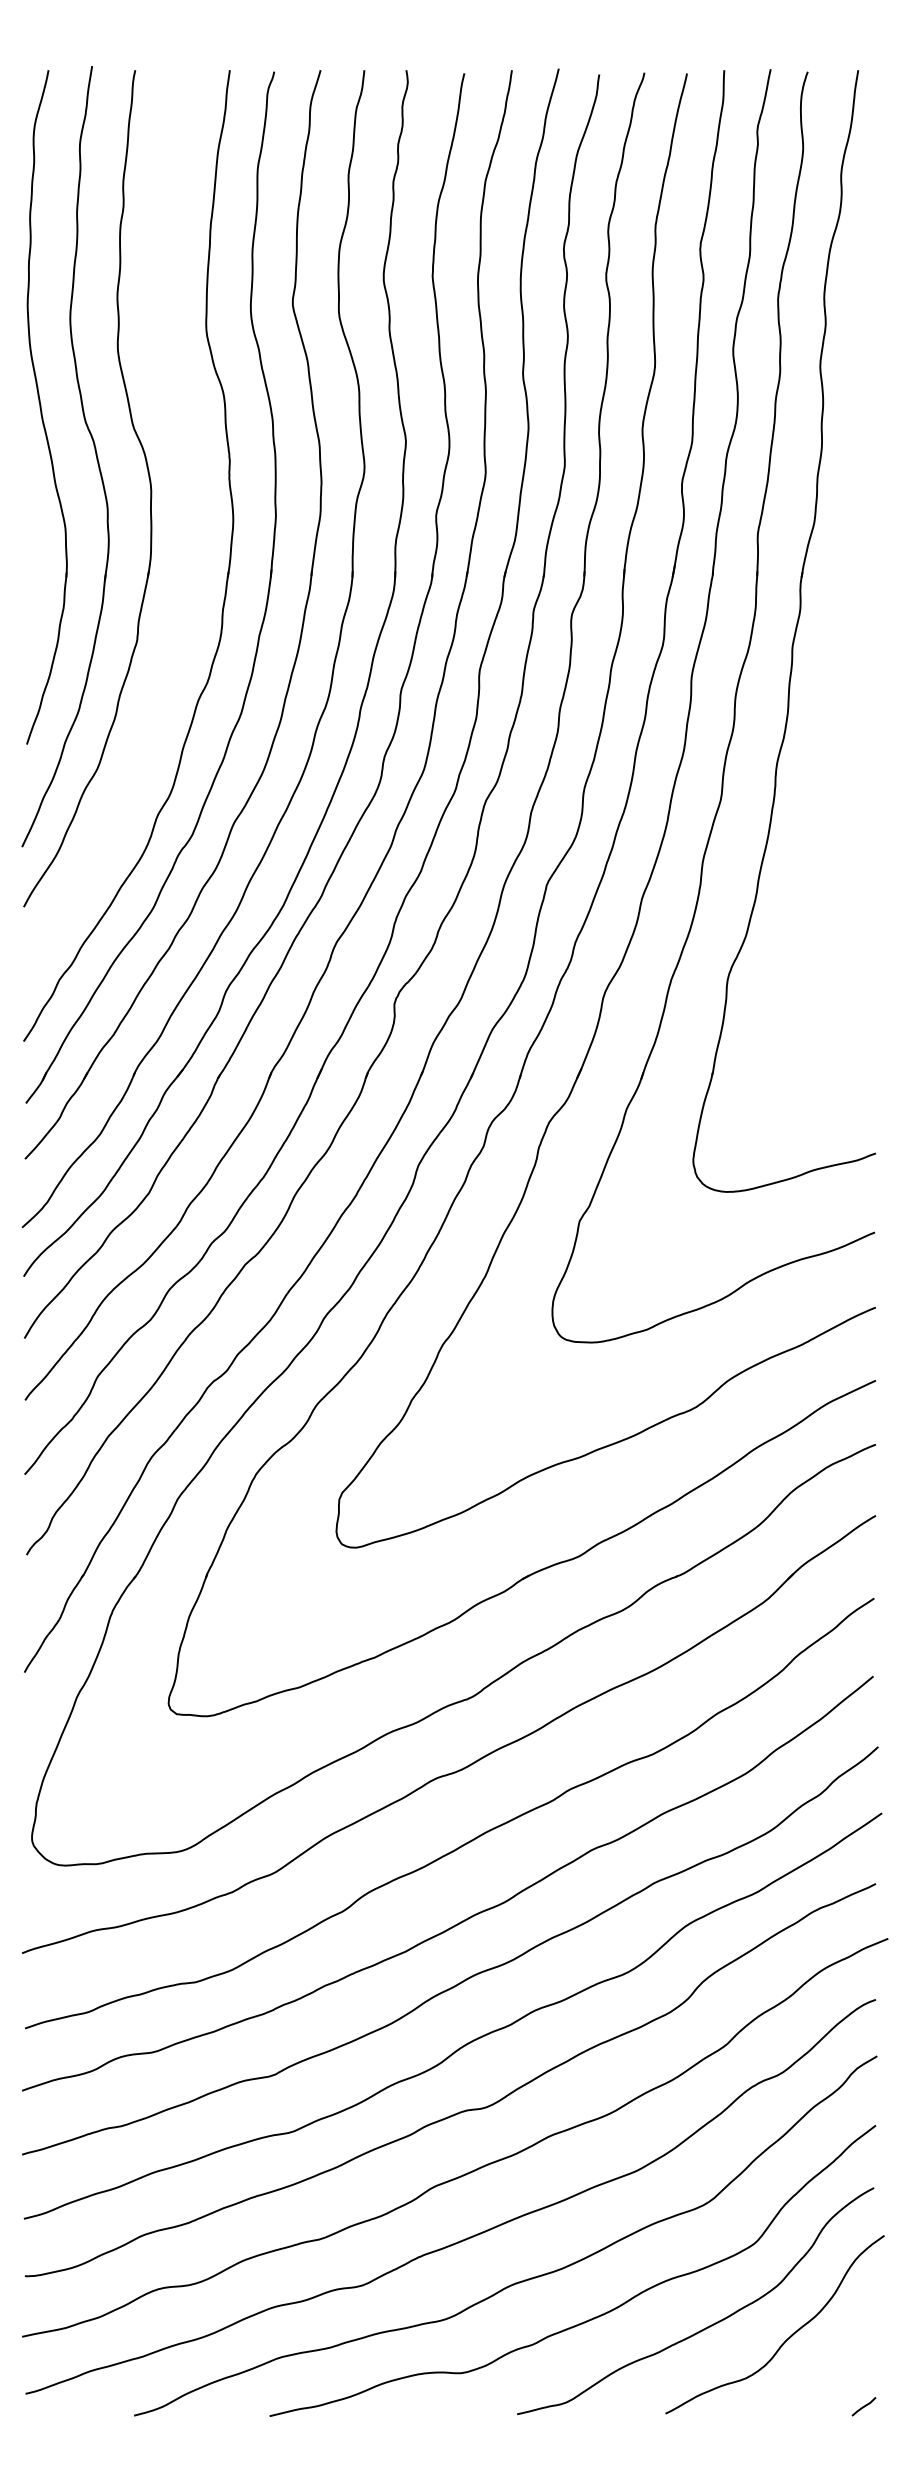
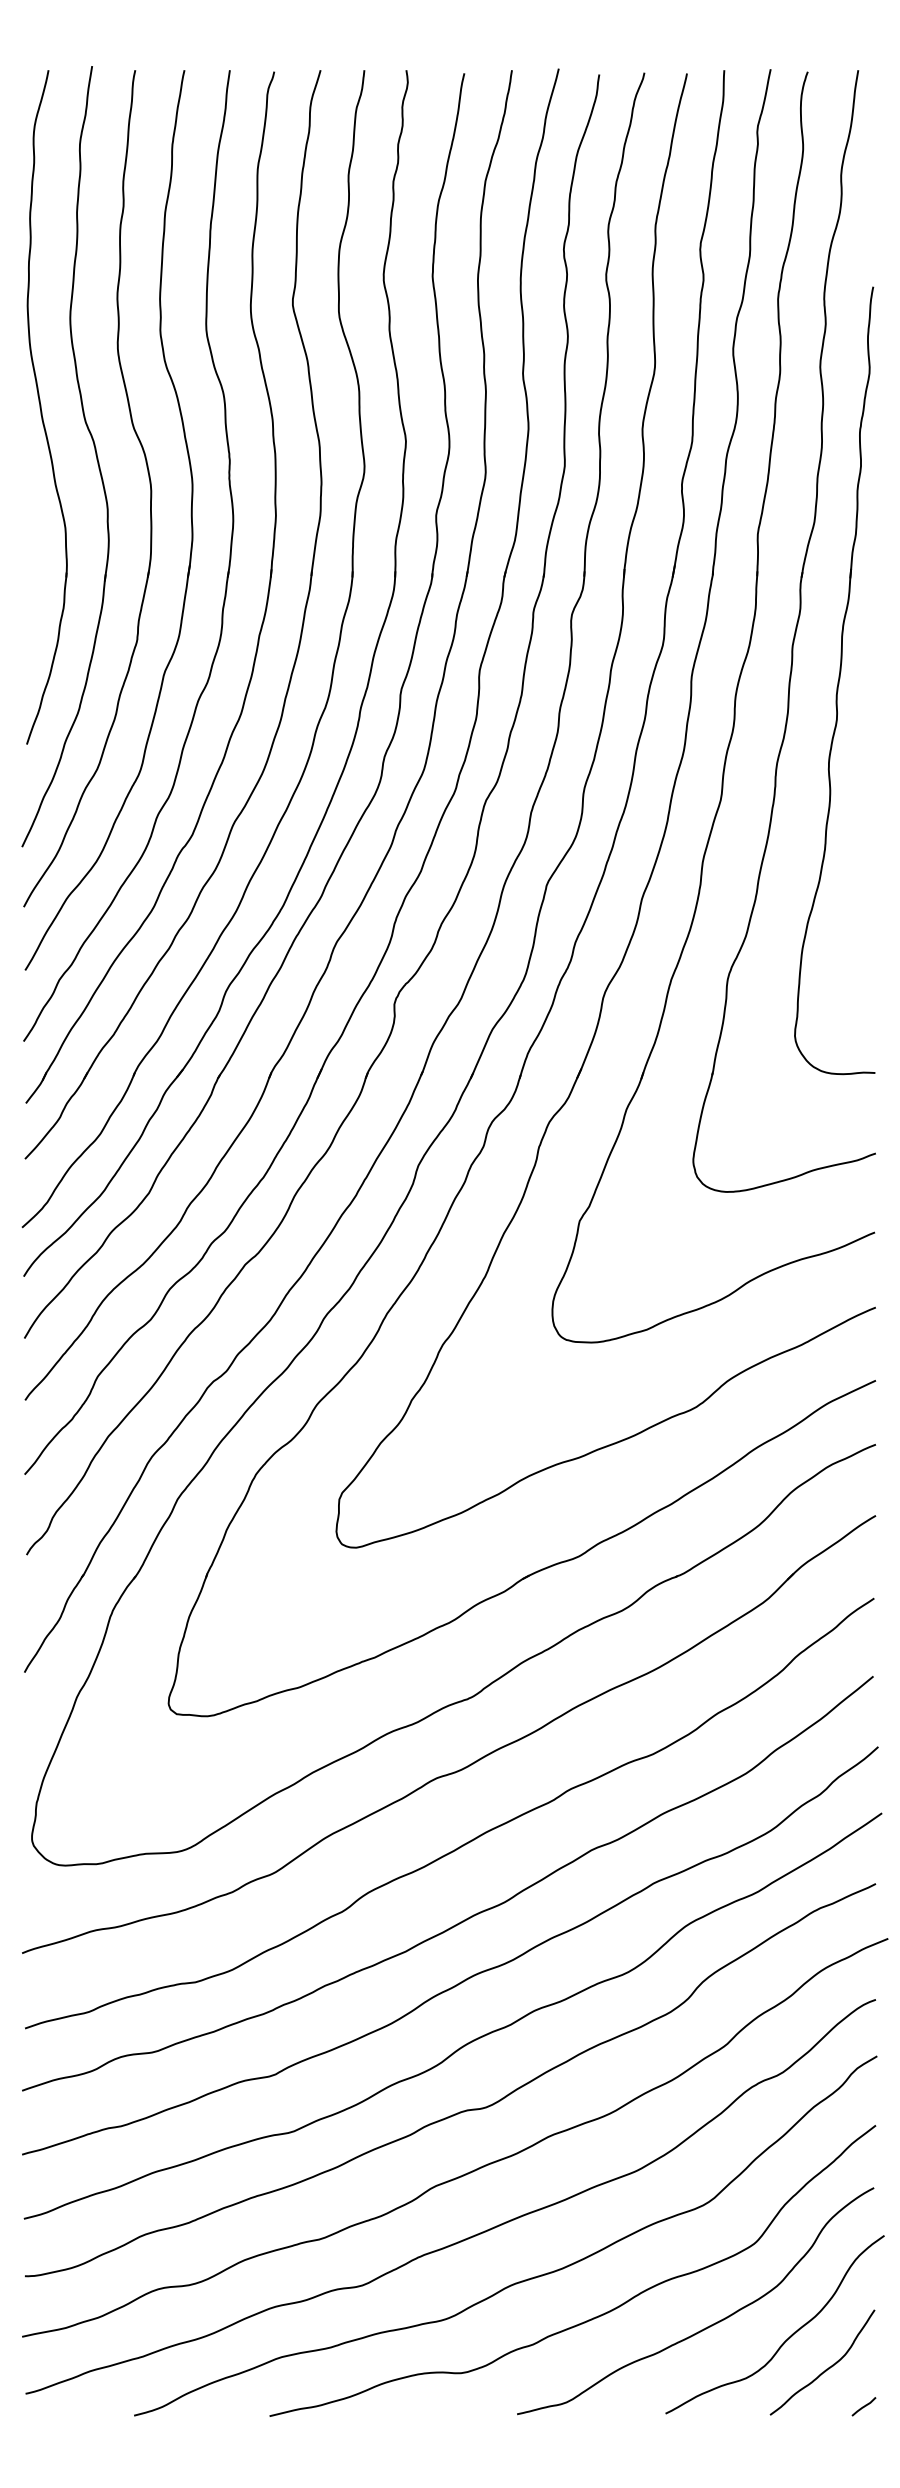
part: none -> present (190, 516)
part: none -> present (834, 680)
curve: none -> present (825, 2369)
